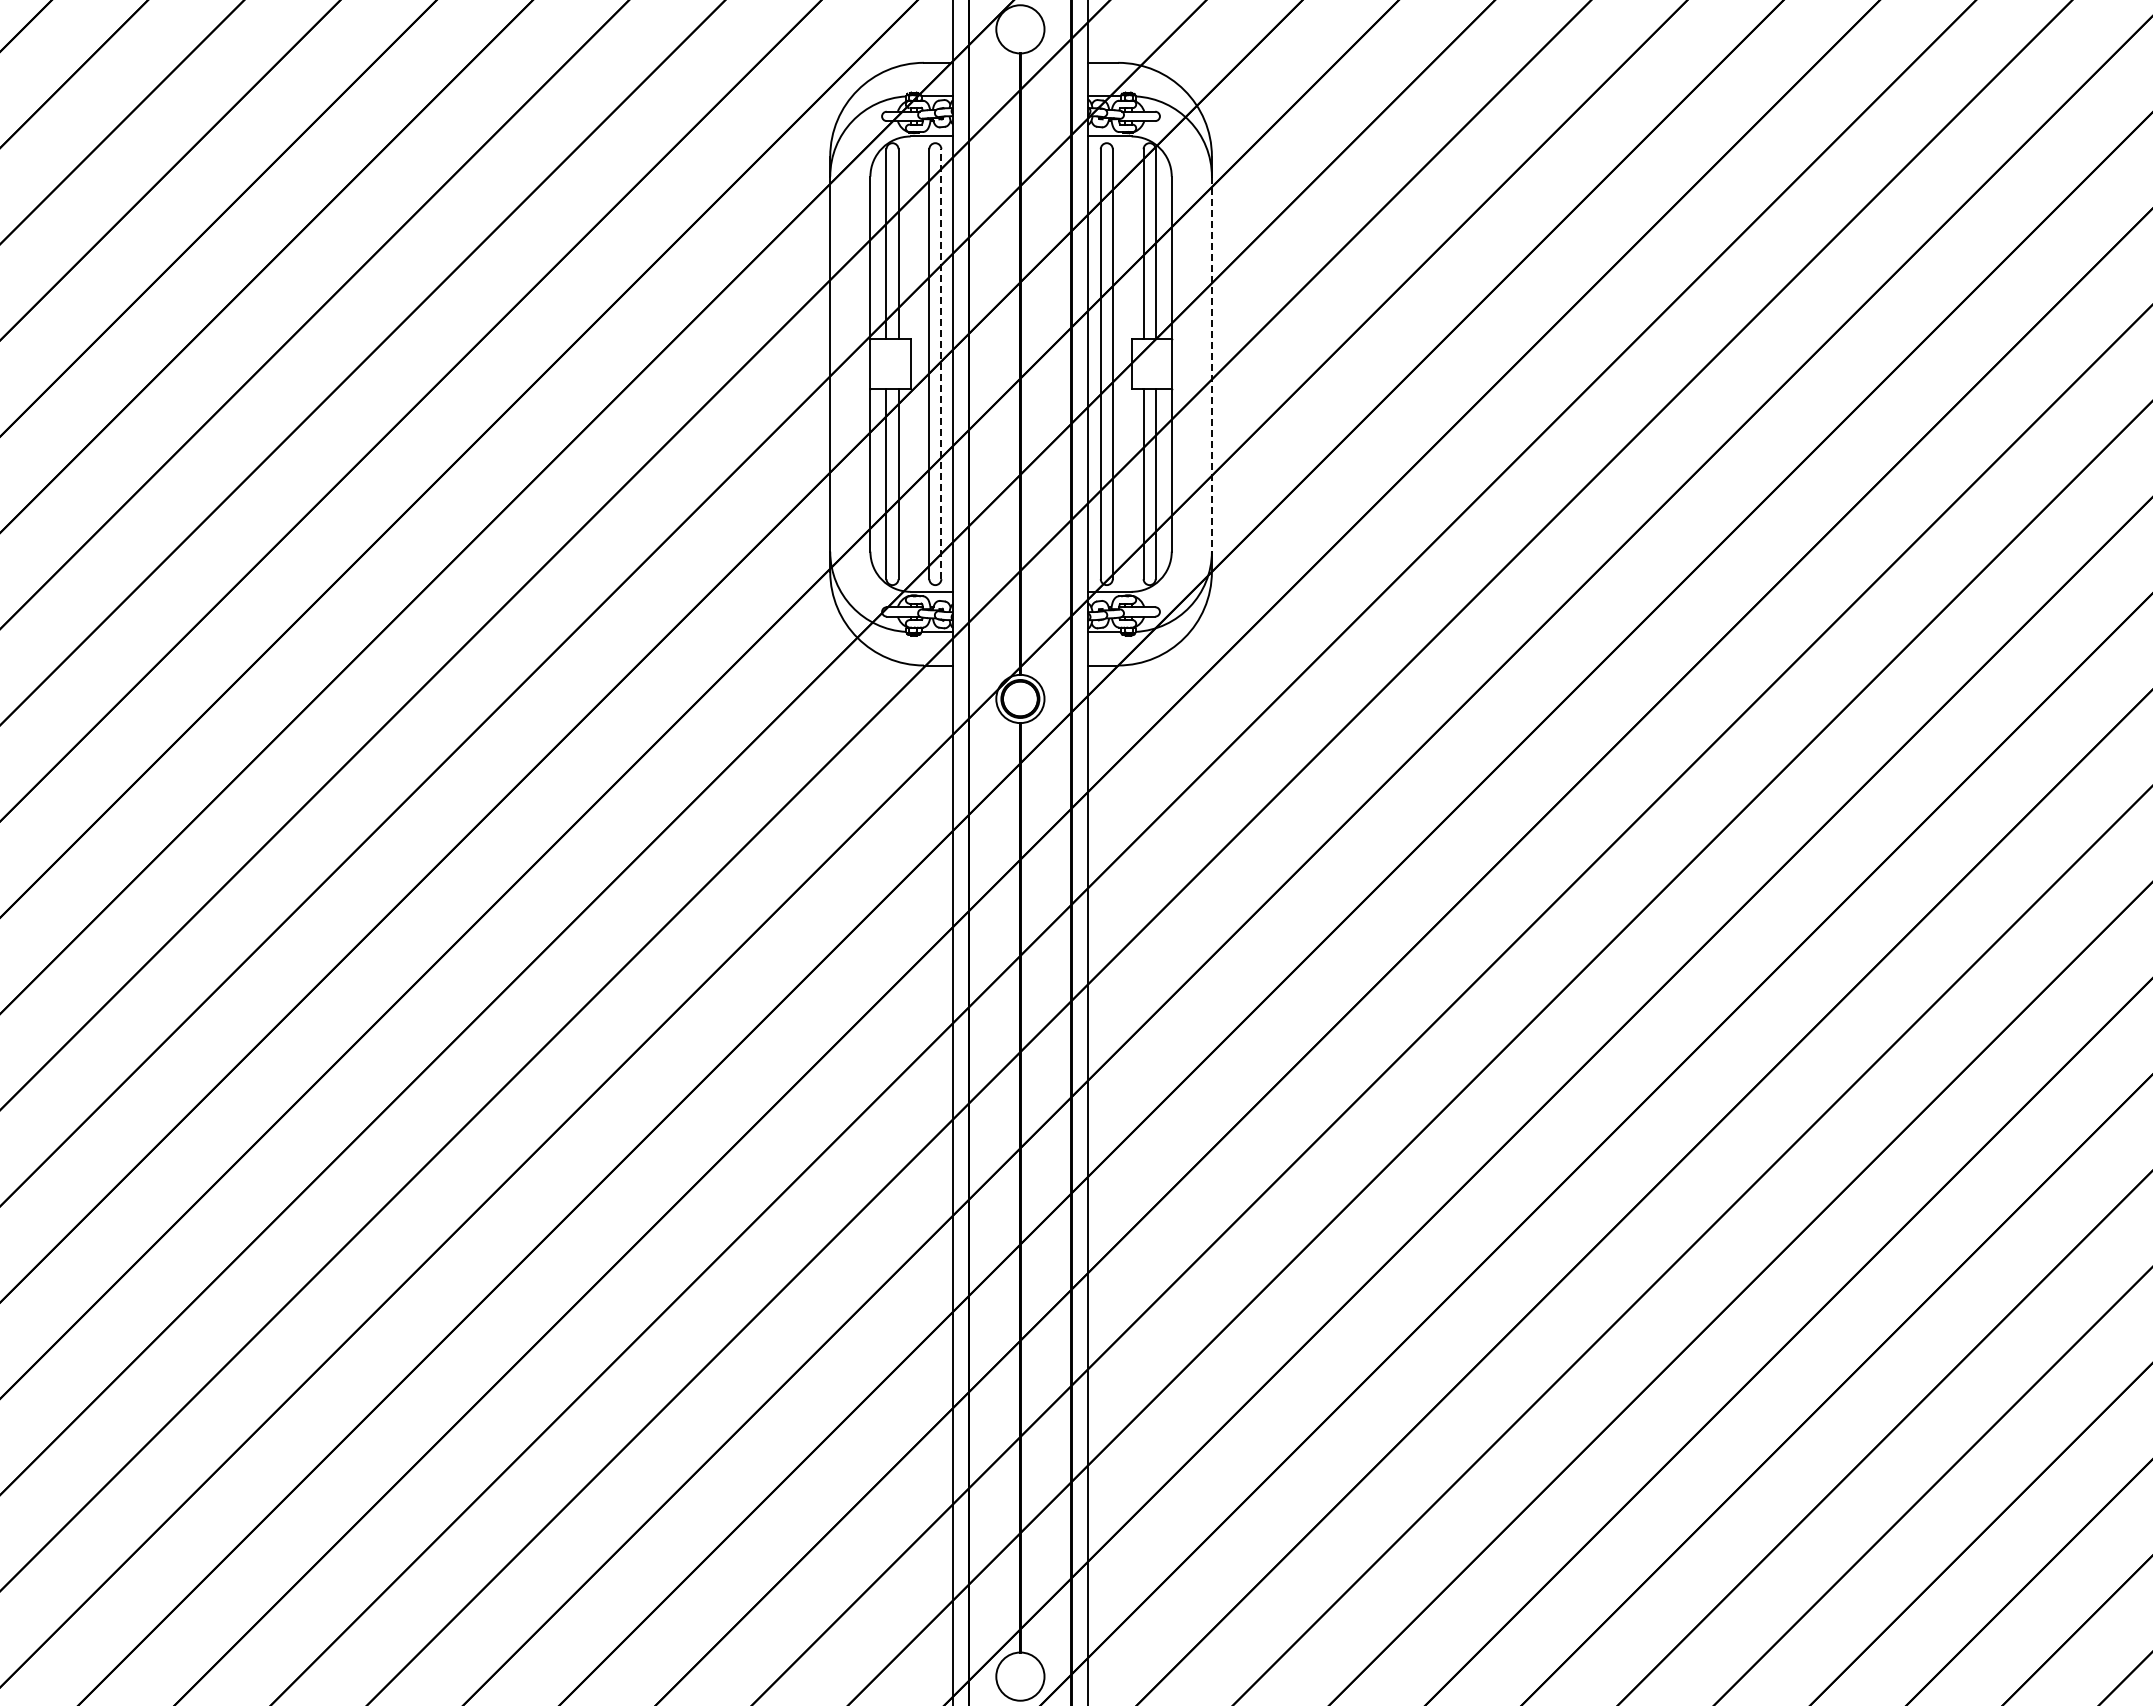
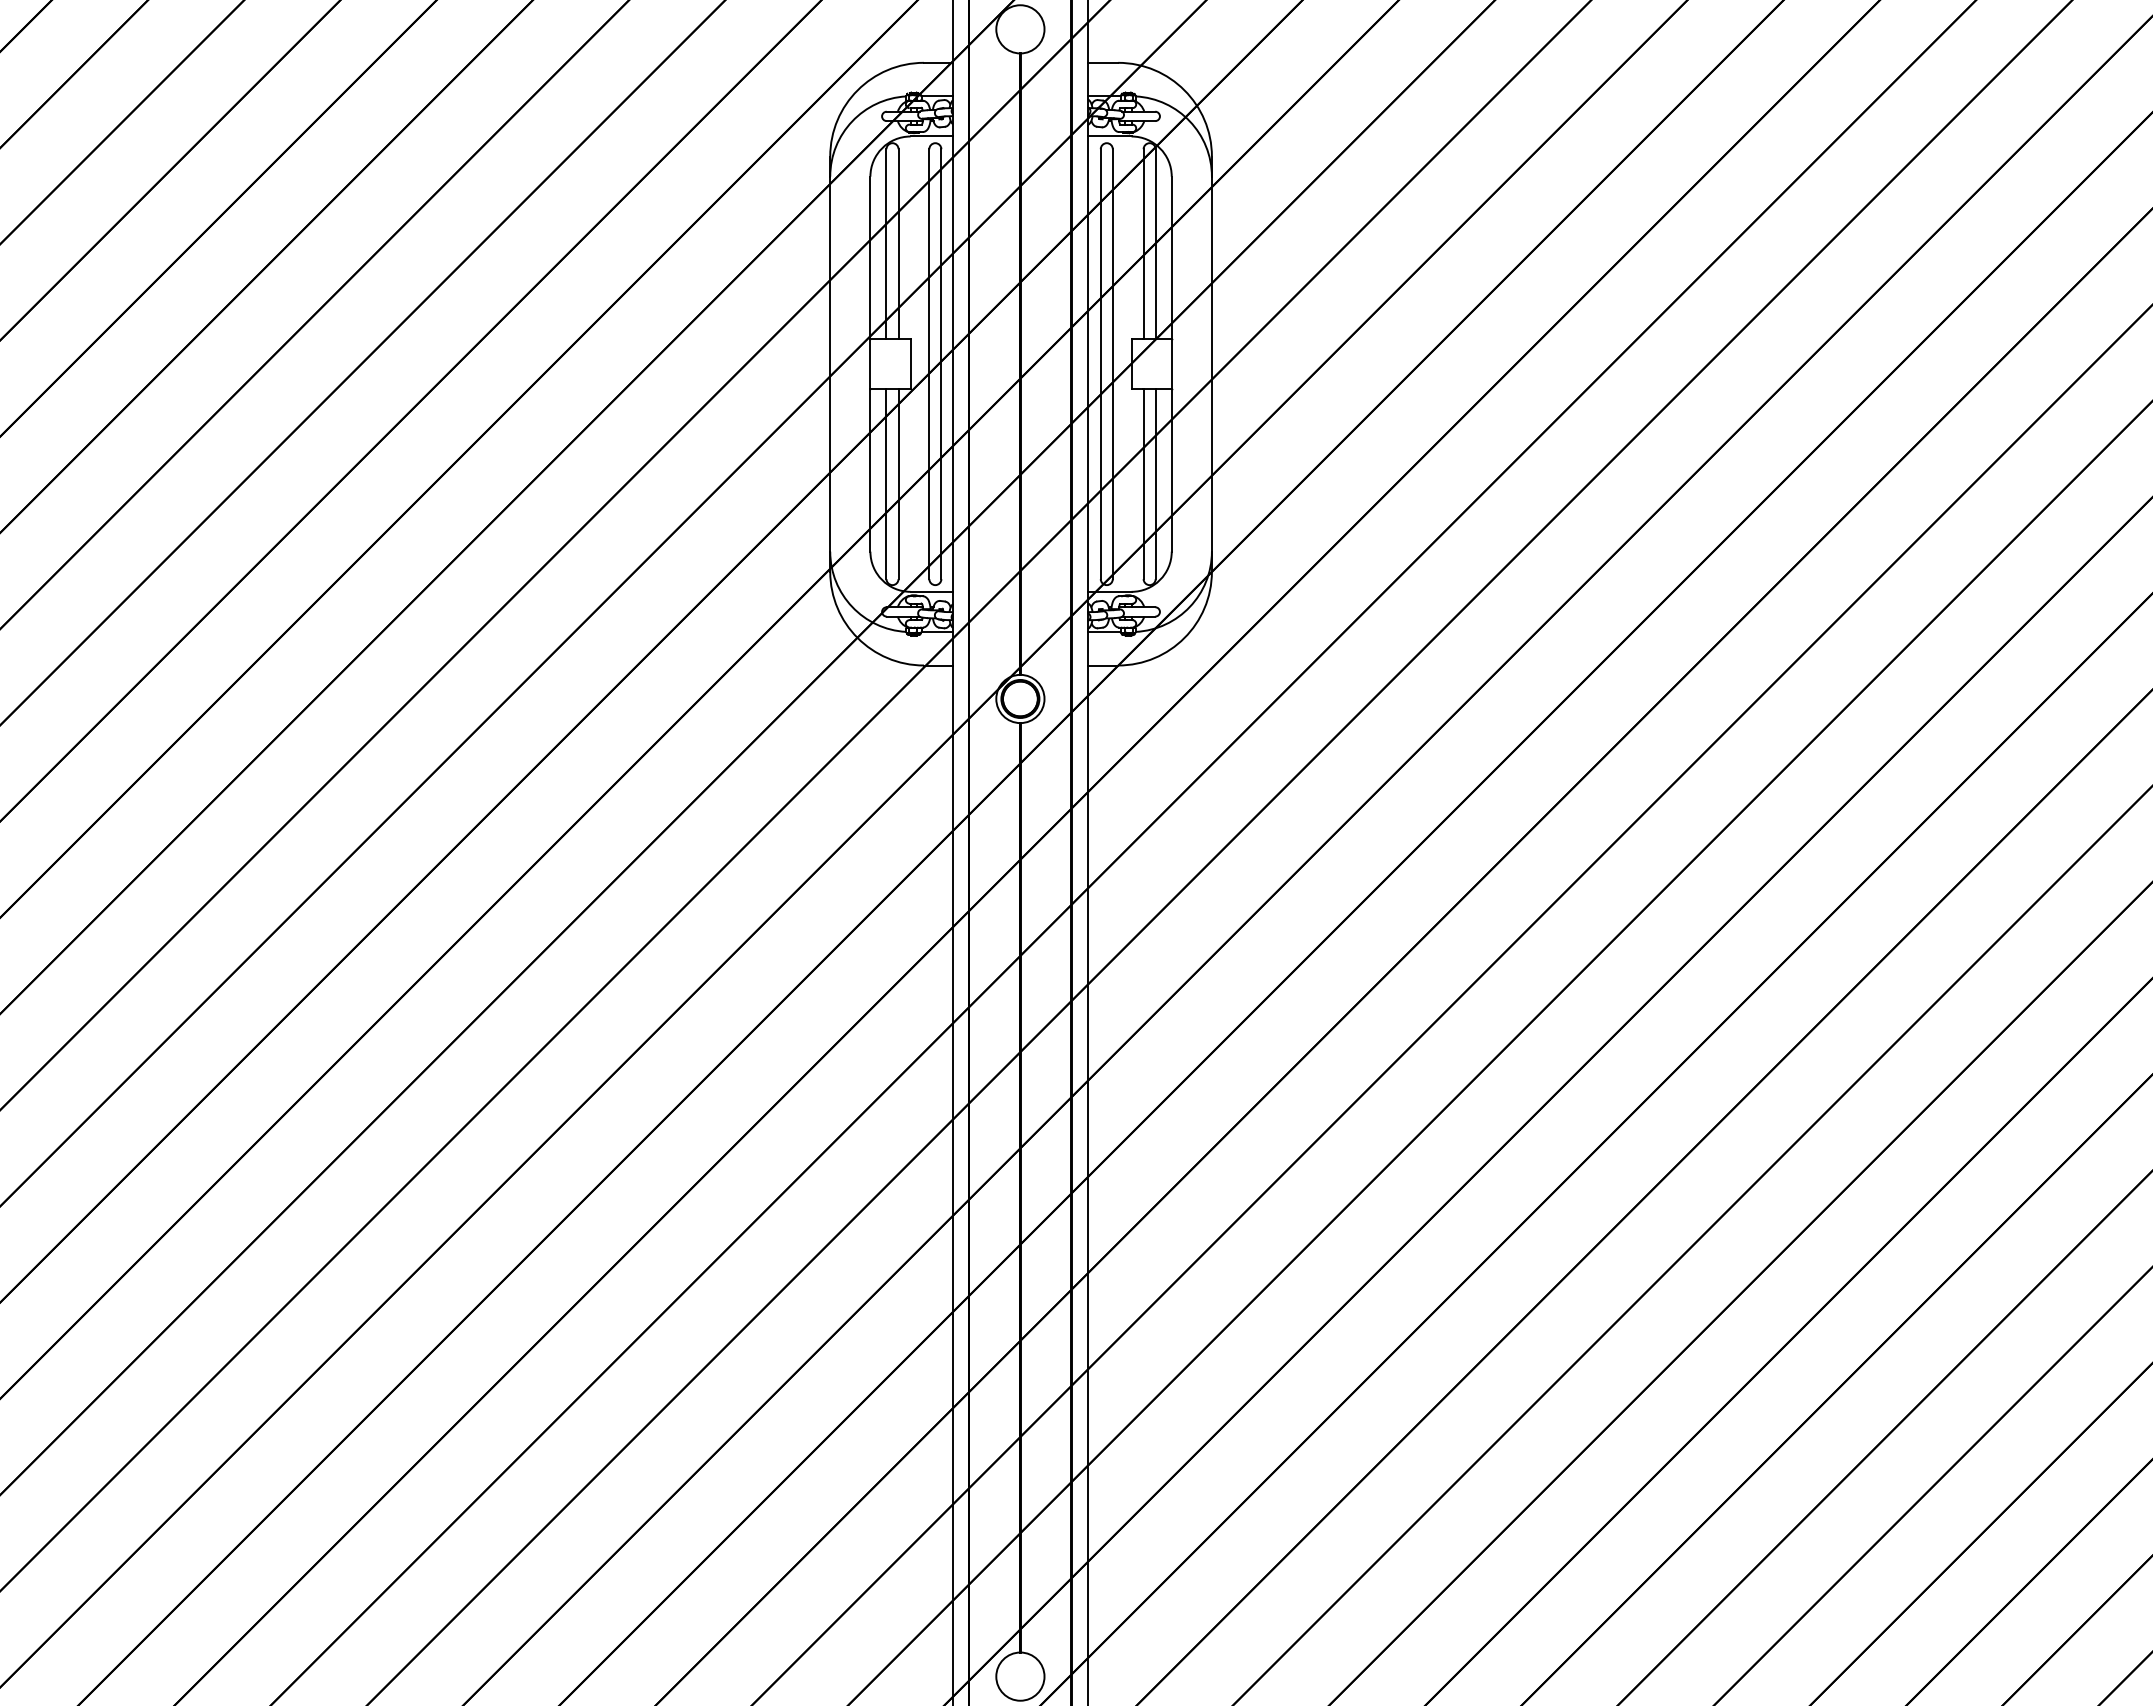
line: dashed -> solid (941, 364)
line: dashed -> solid (1211, 364)
